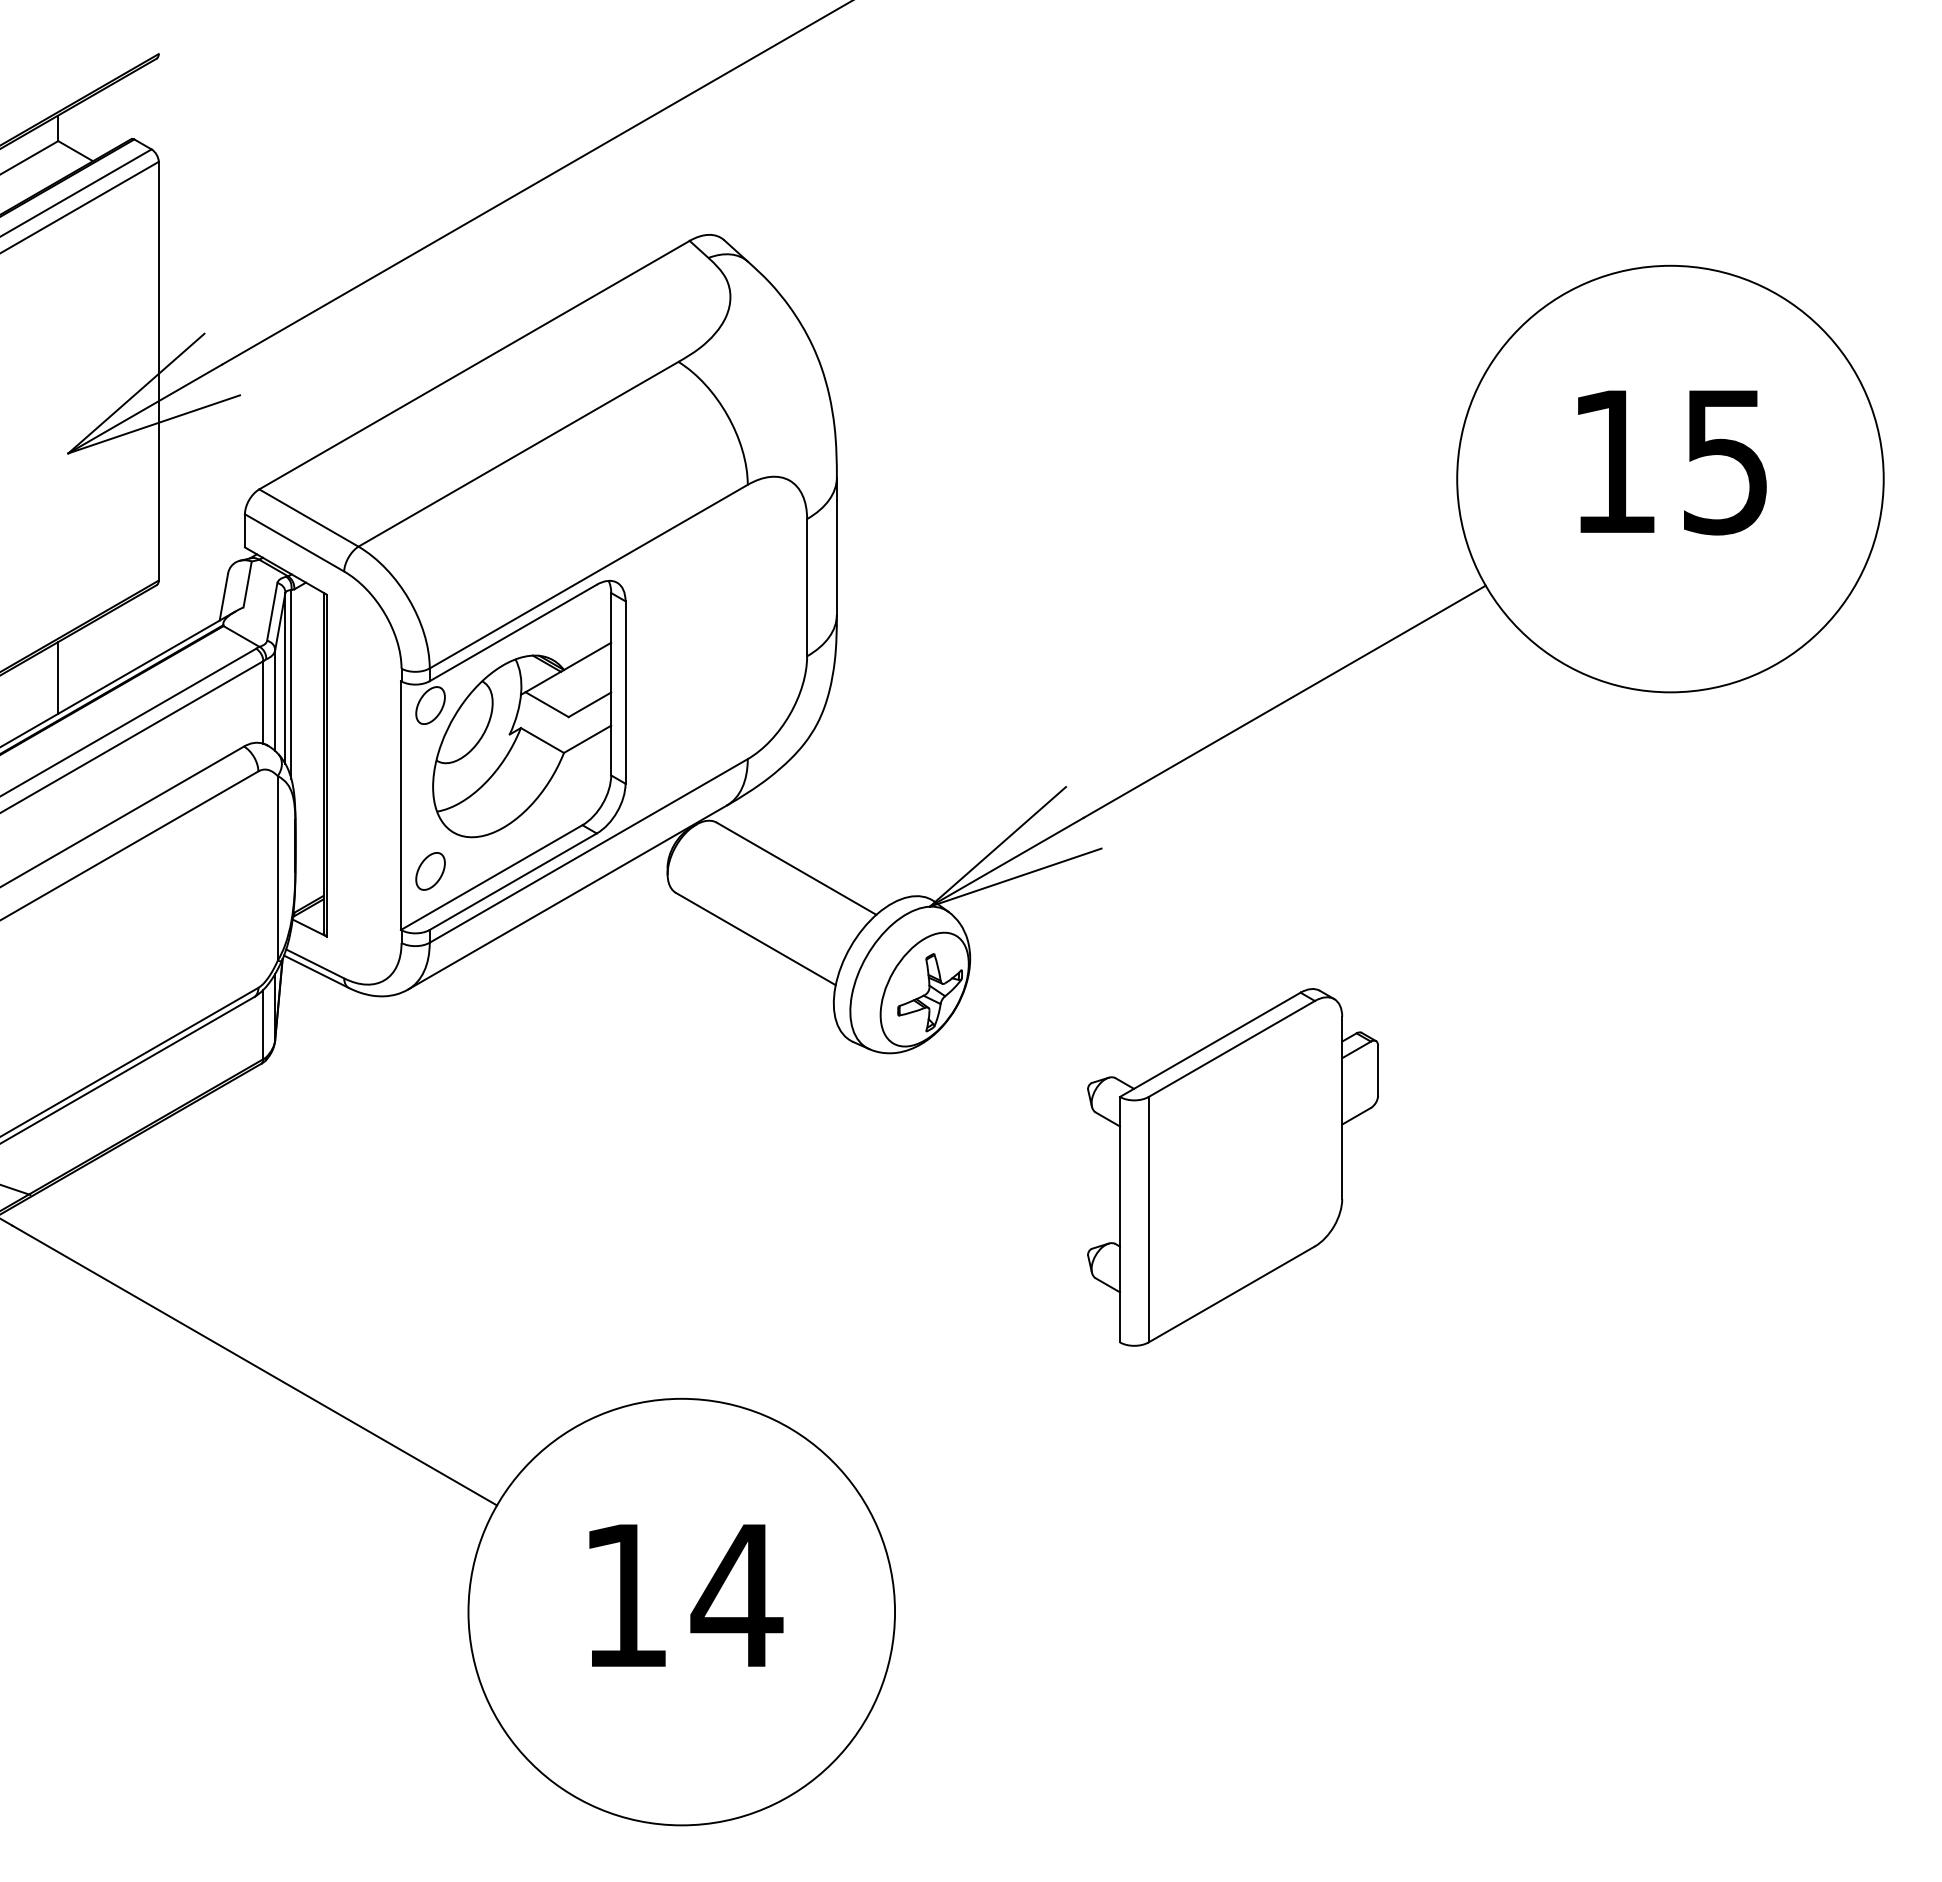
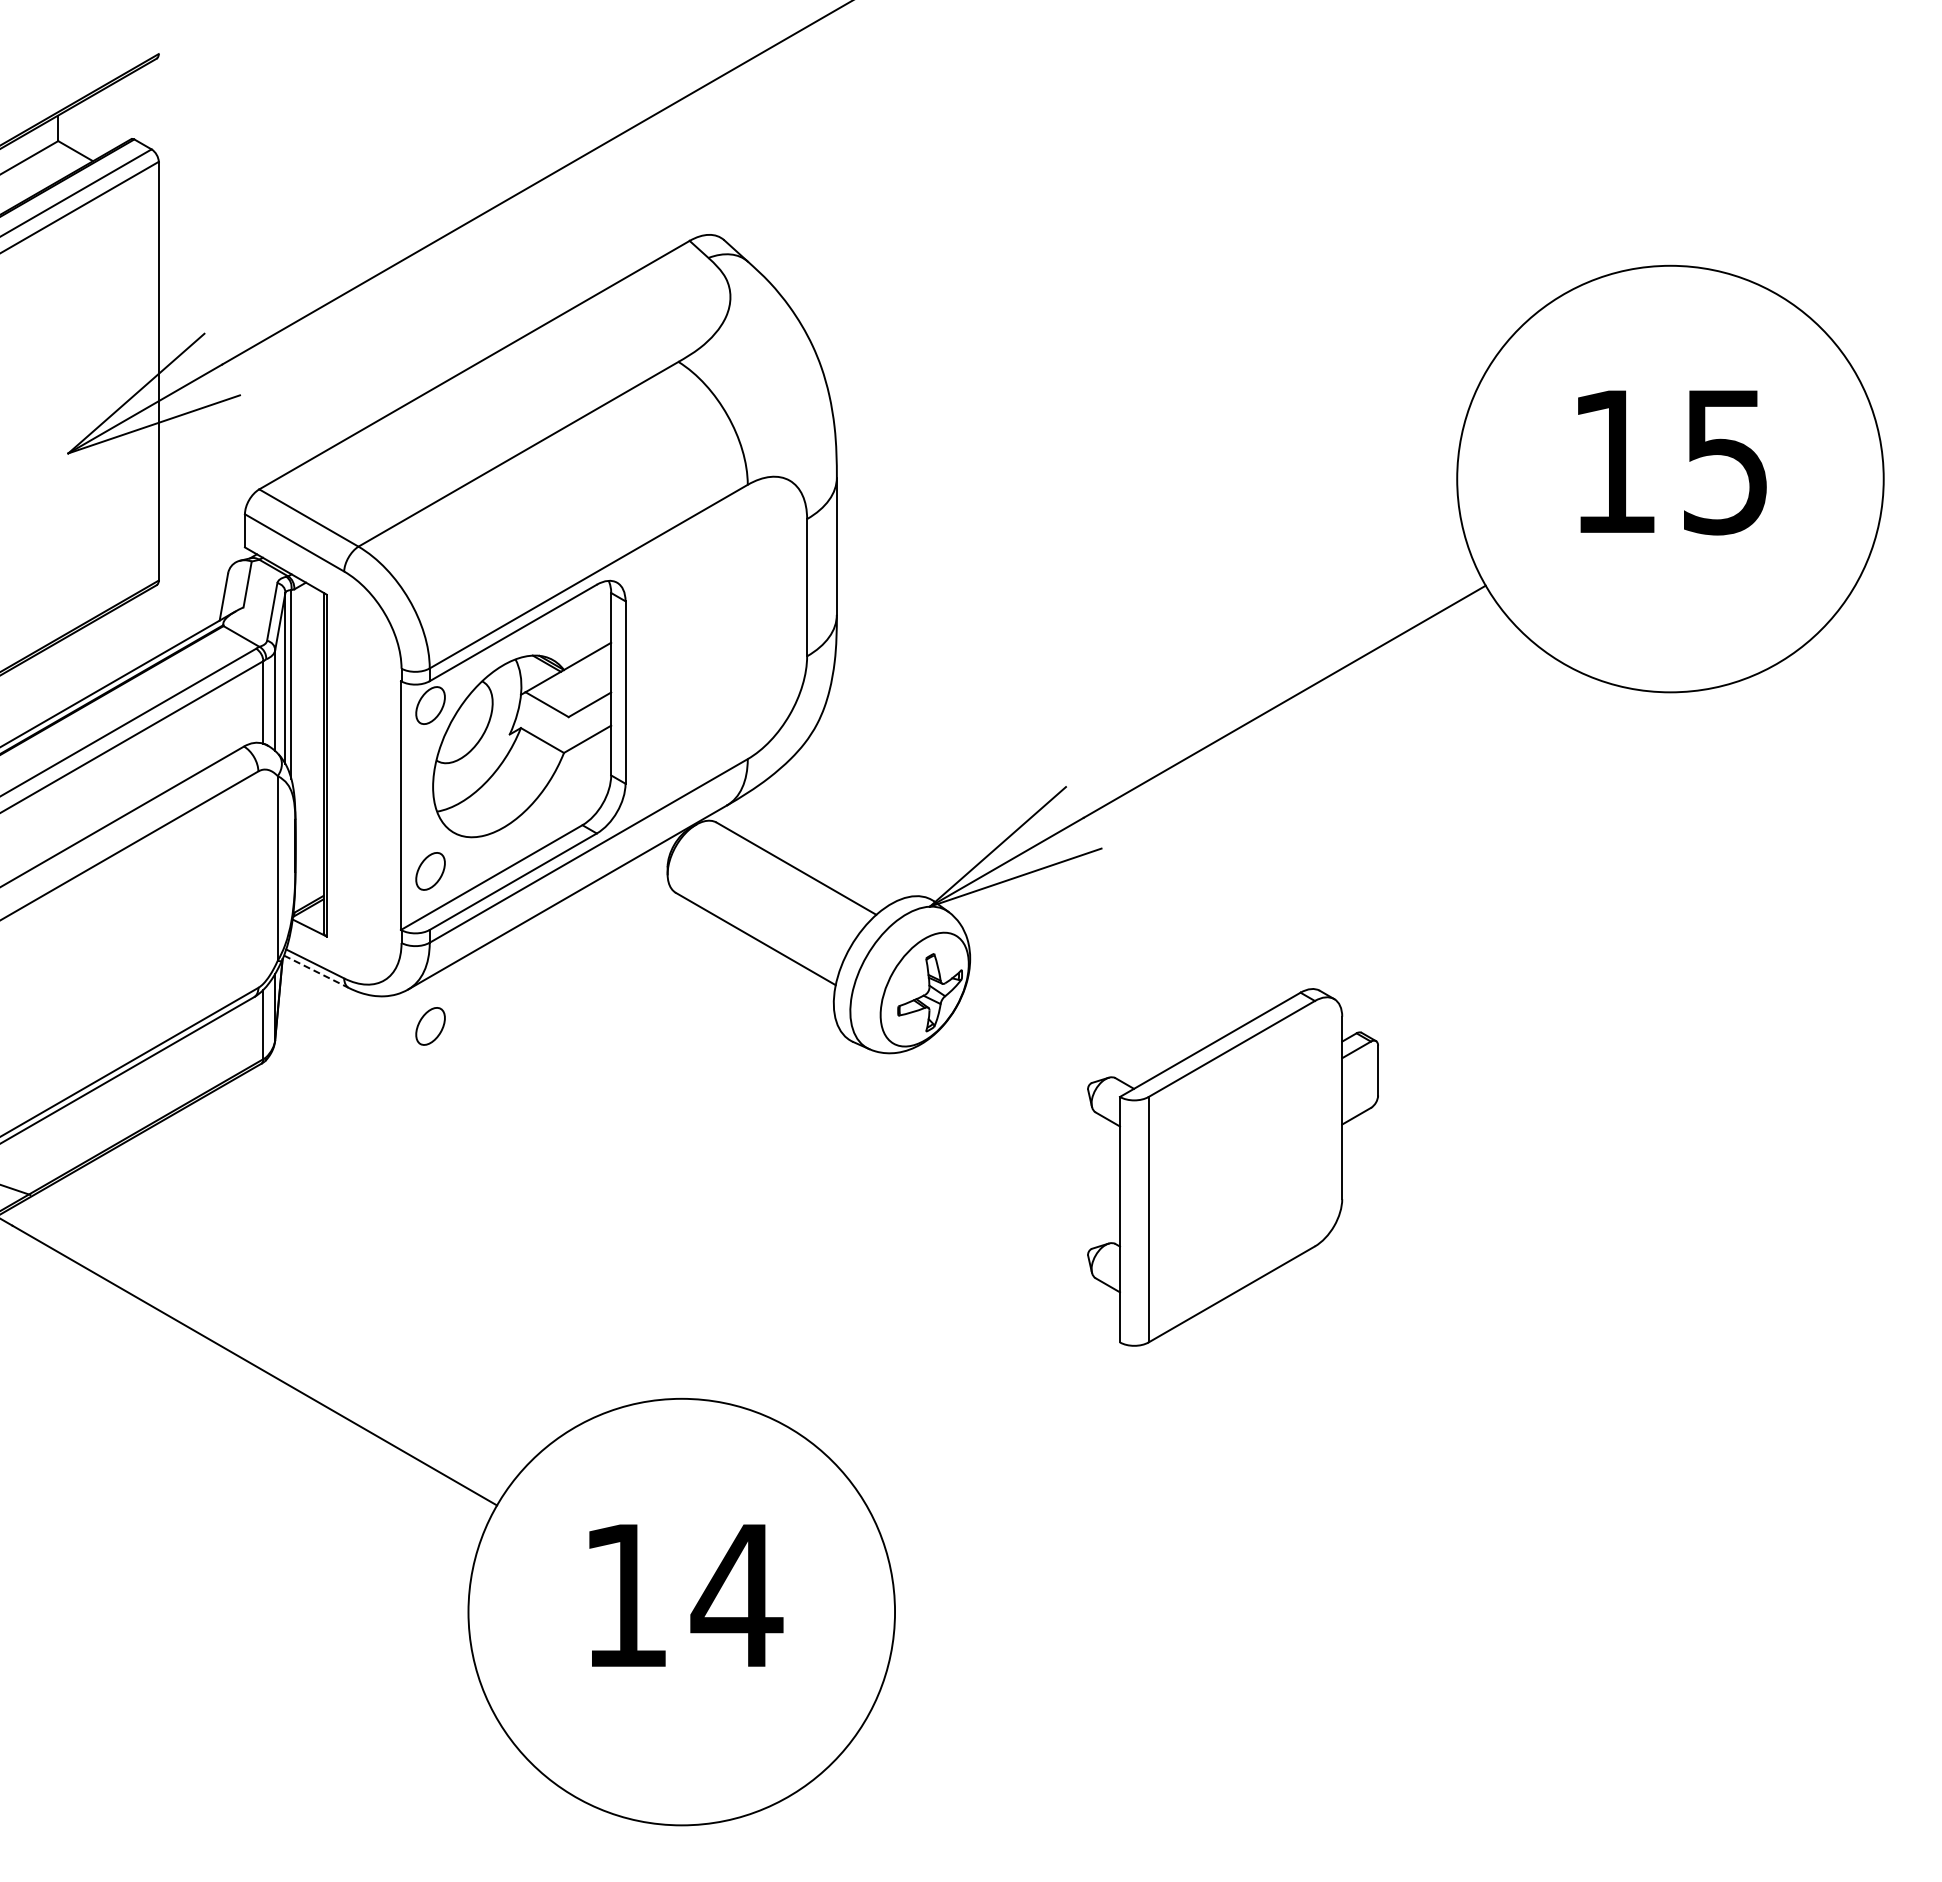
line: present -> none (58, 677)
line: solid -> dashed (316, 972)
part: none -> present (430, 1026)
